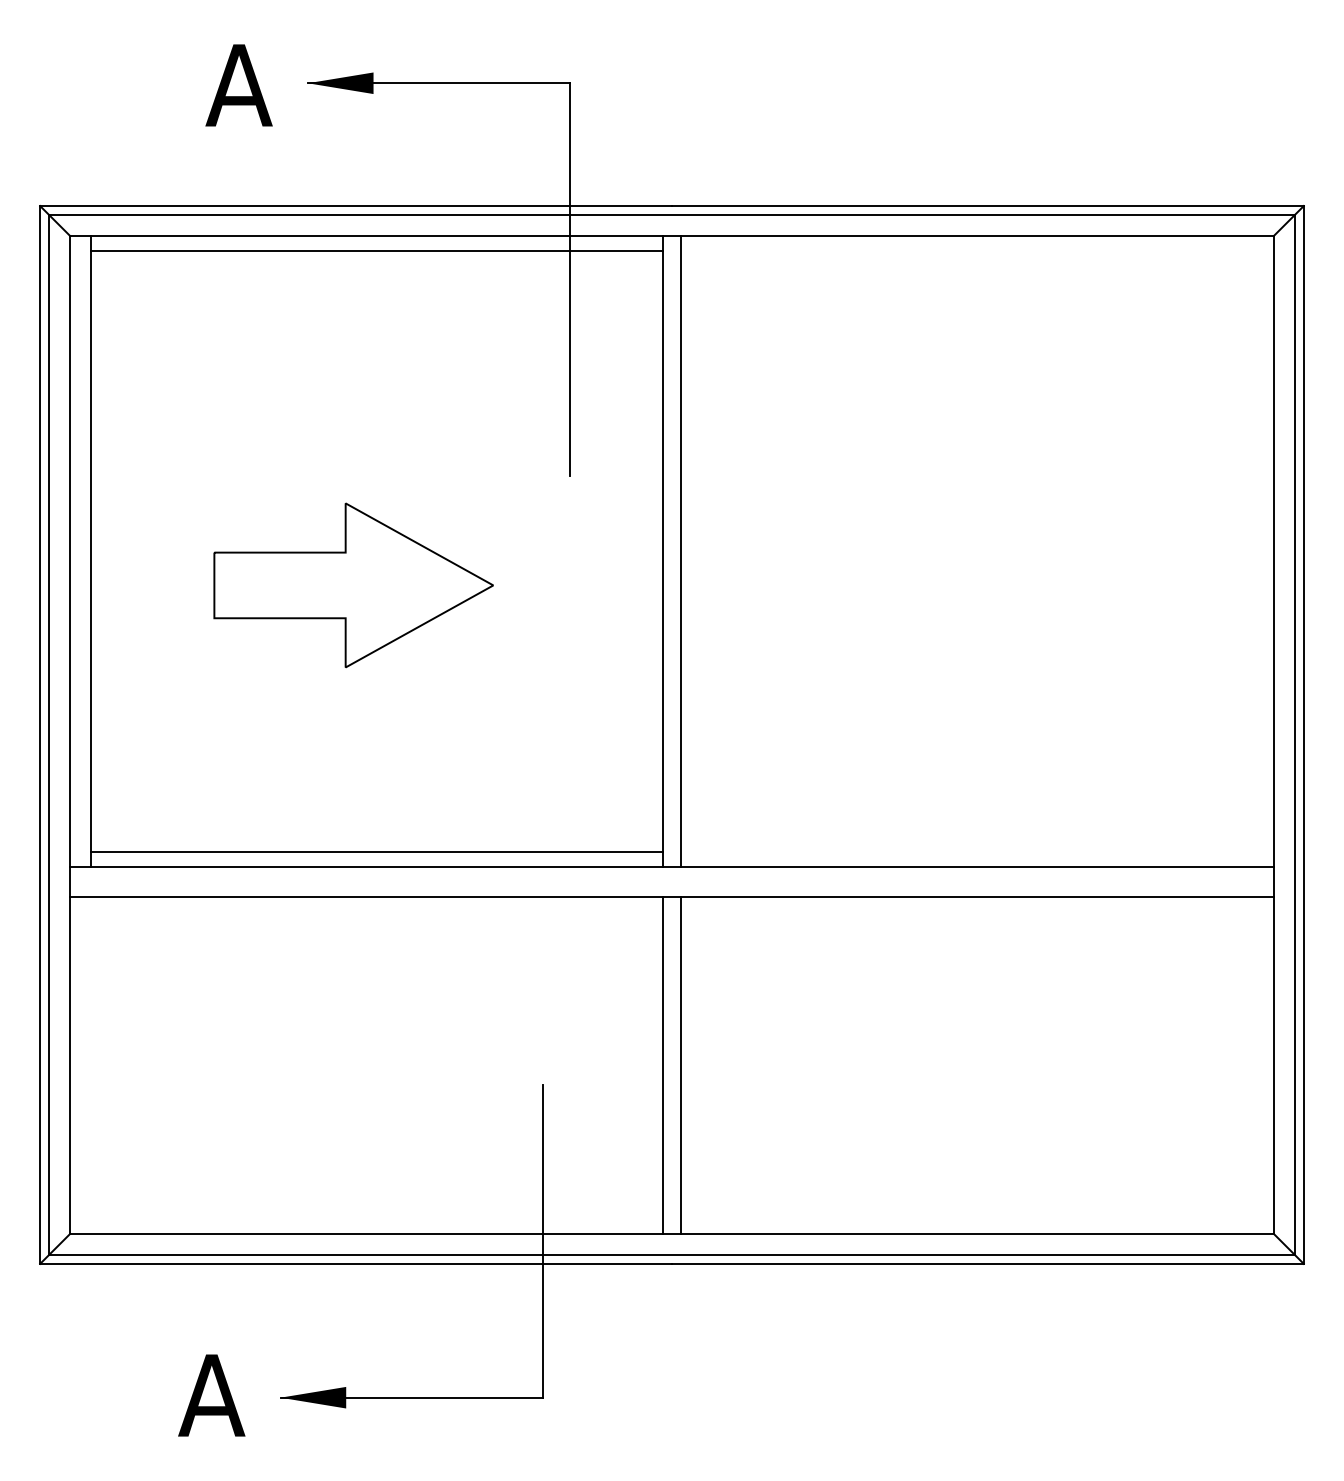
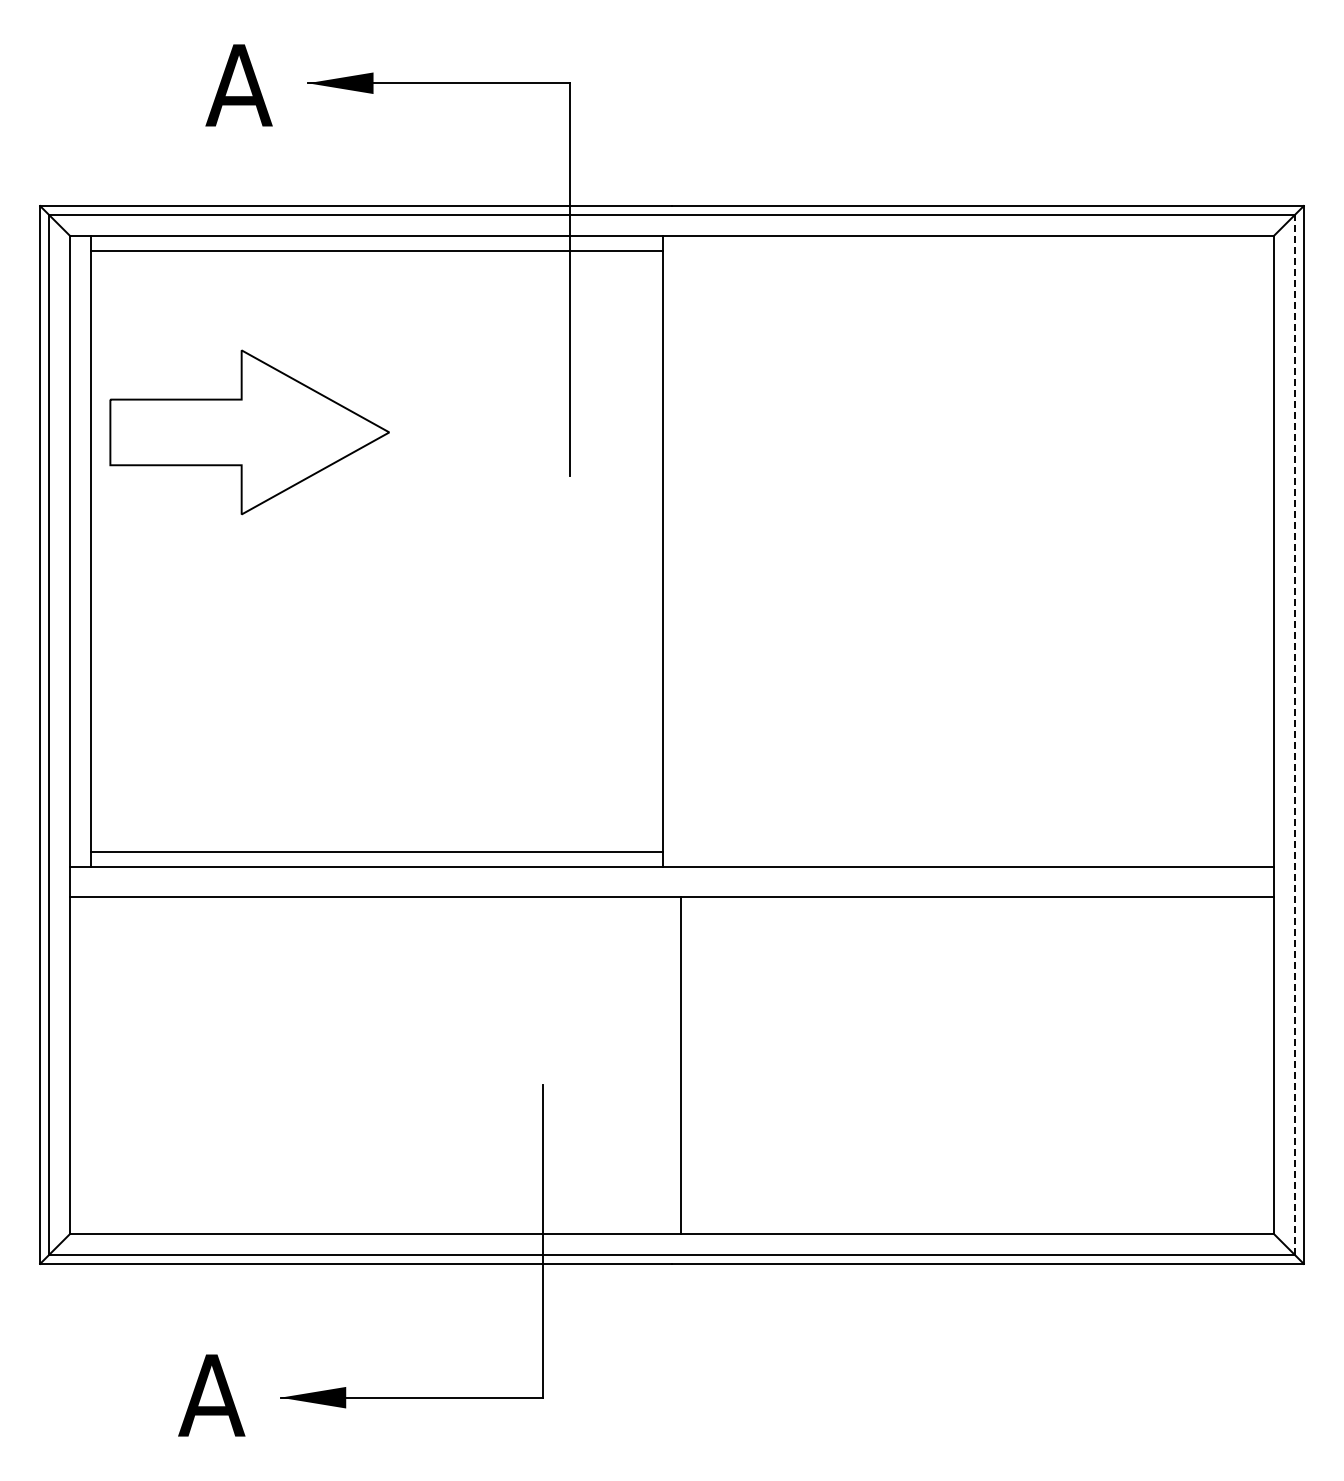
line: present -> none (681, 551)
part position: (353, 585) -> (249, 432) (249, 432)
line: solid -> dashed (1294, 734)
line: present -> none (662, 1065)
